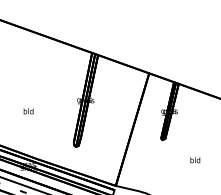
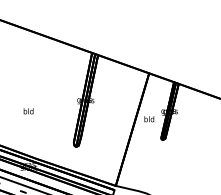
text position: (195, 160) -> (149, 119) (149, 119)
